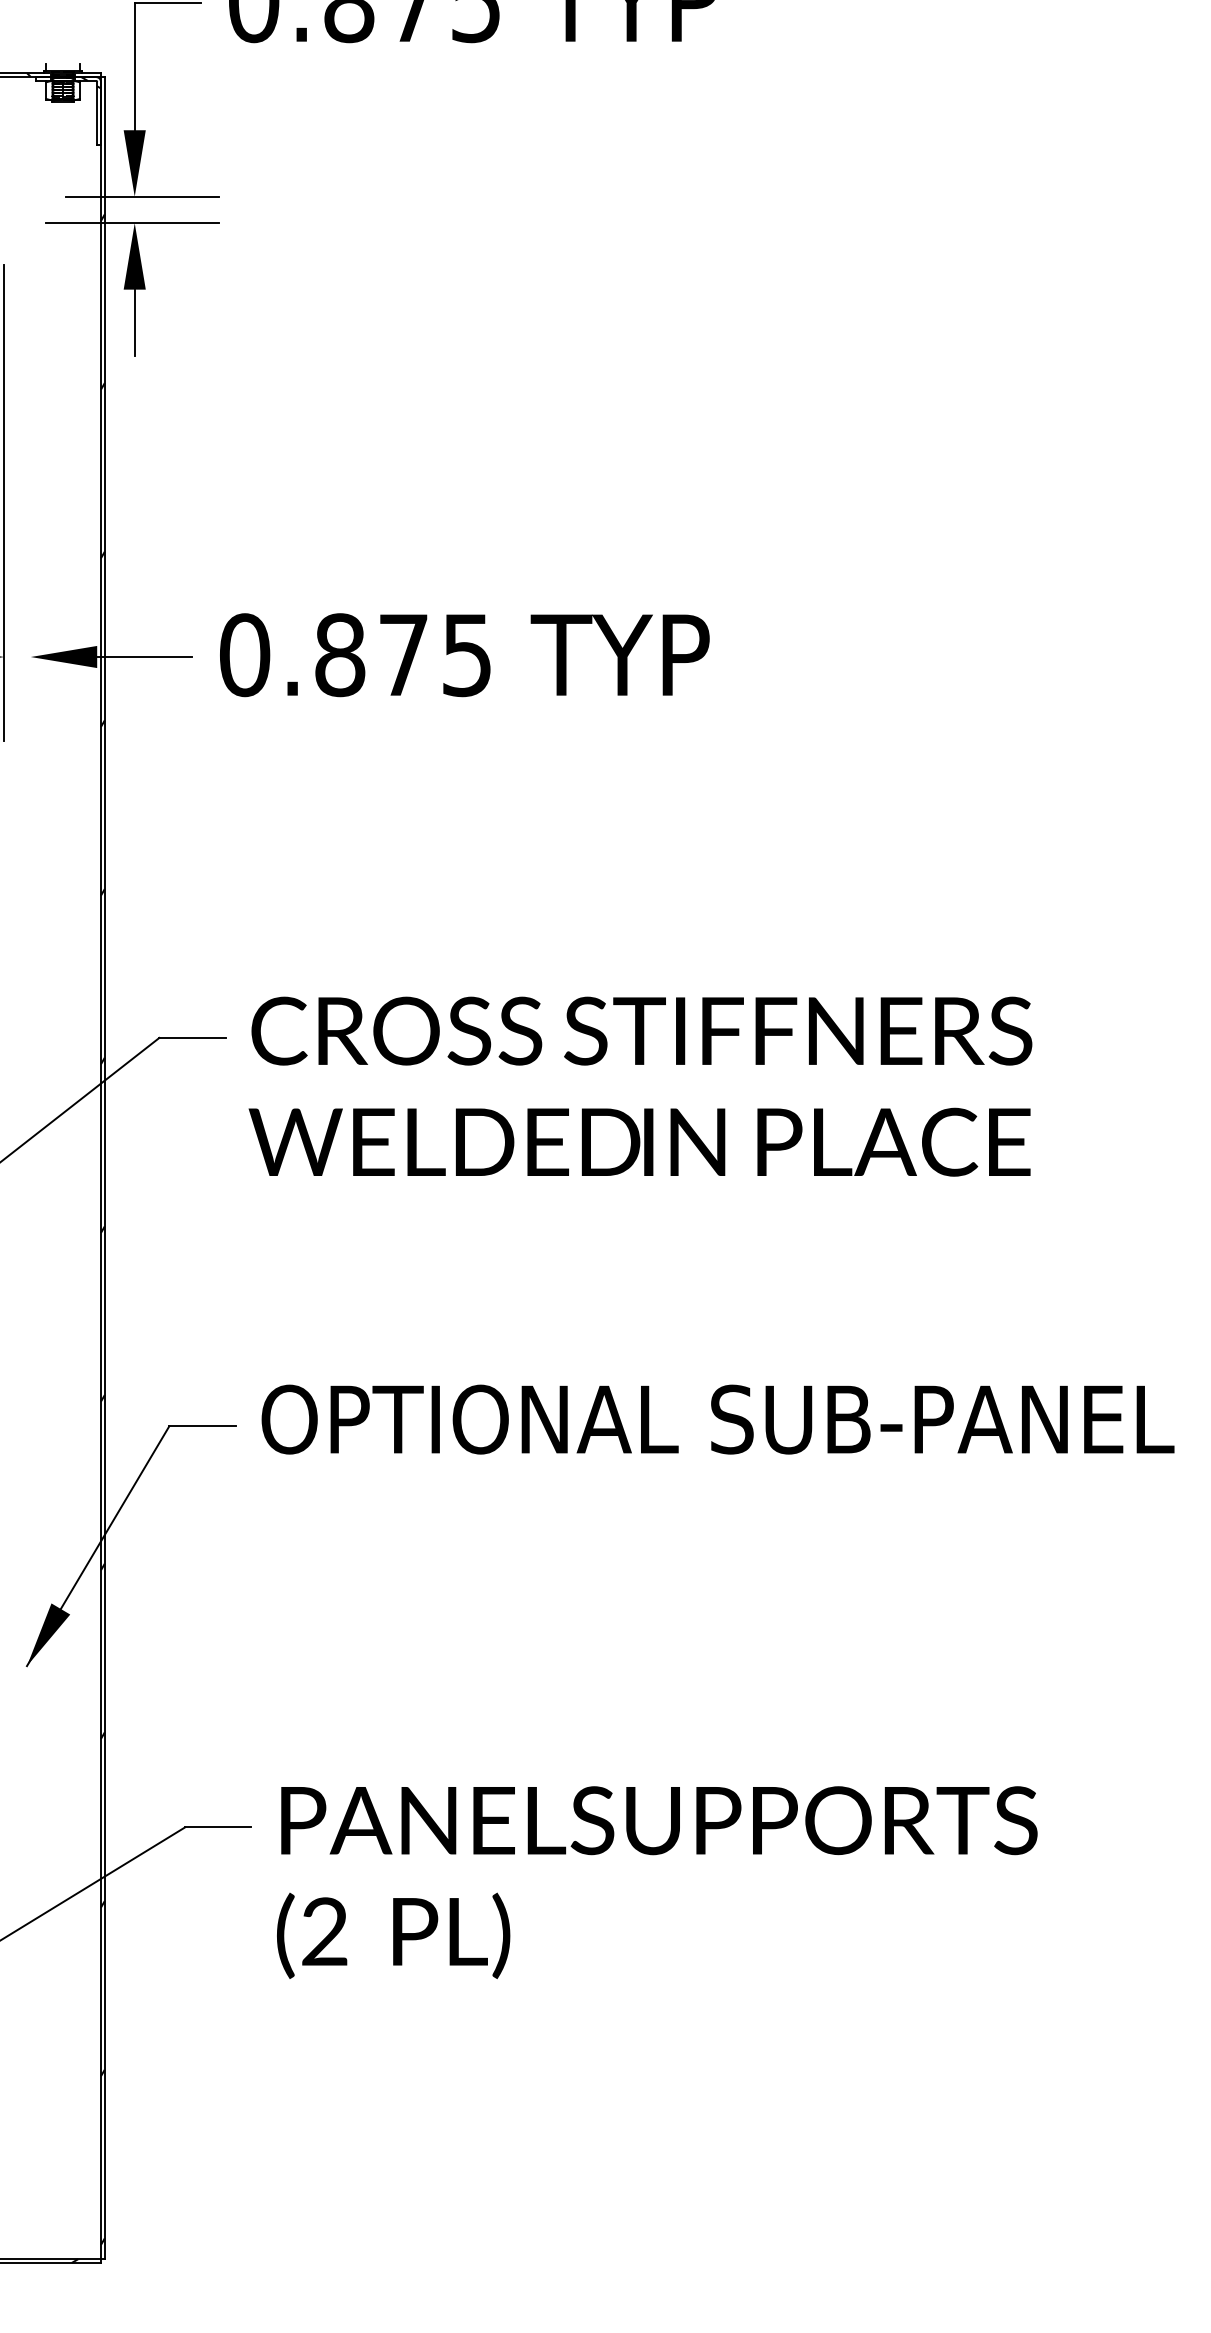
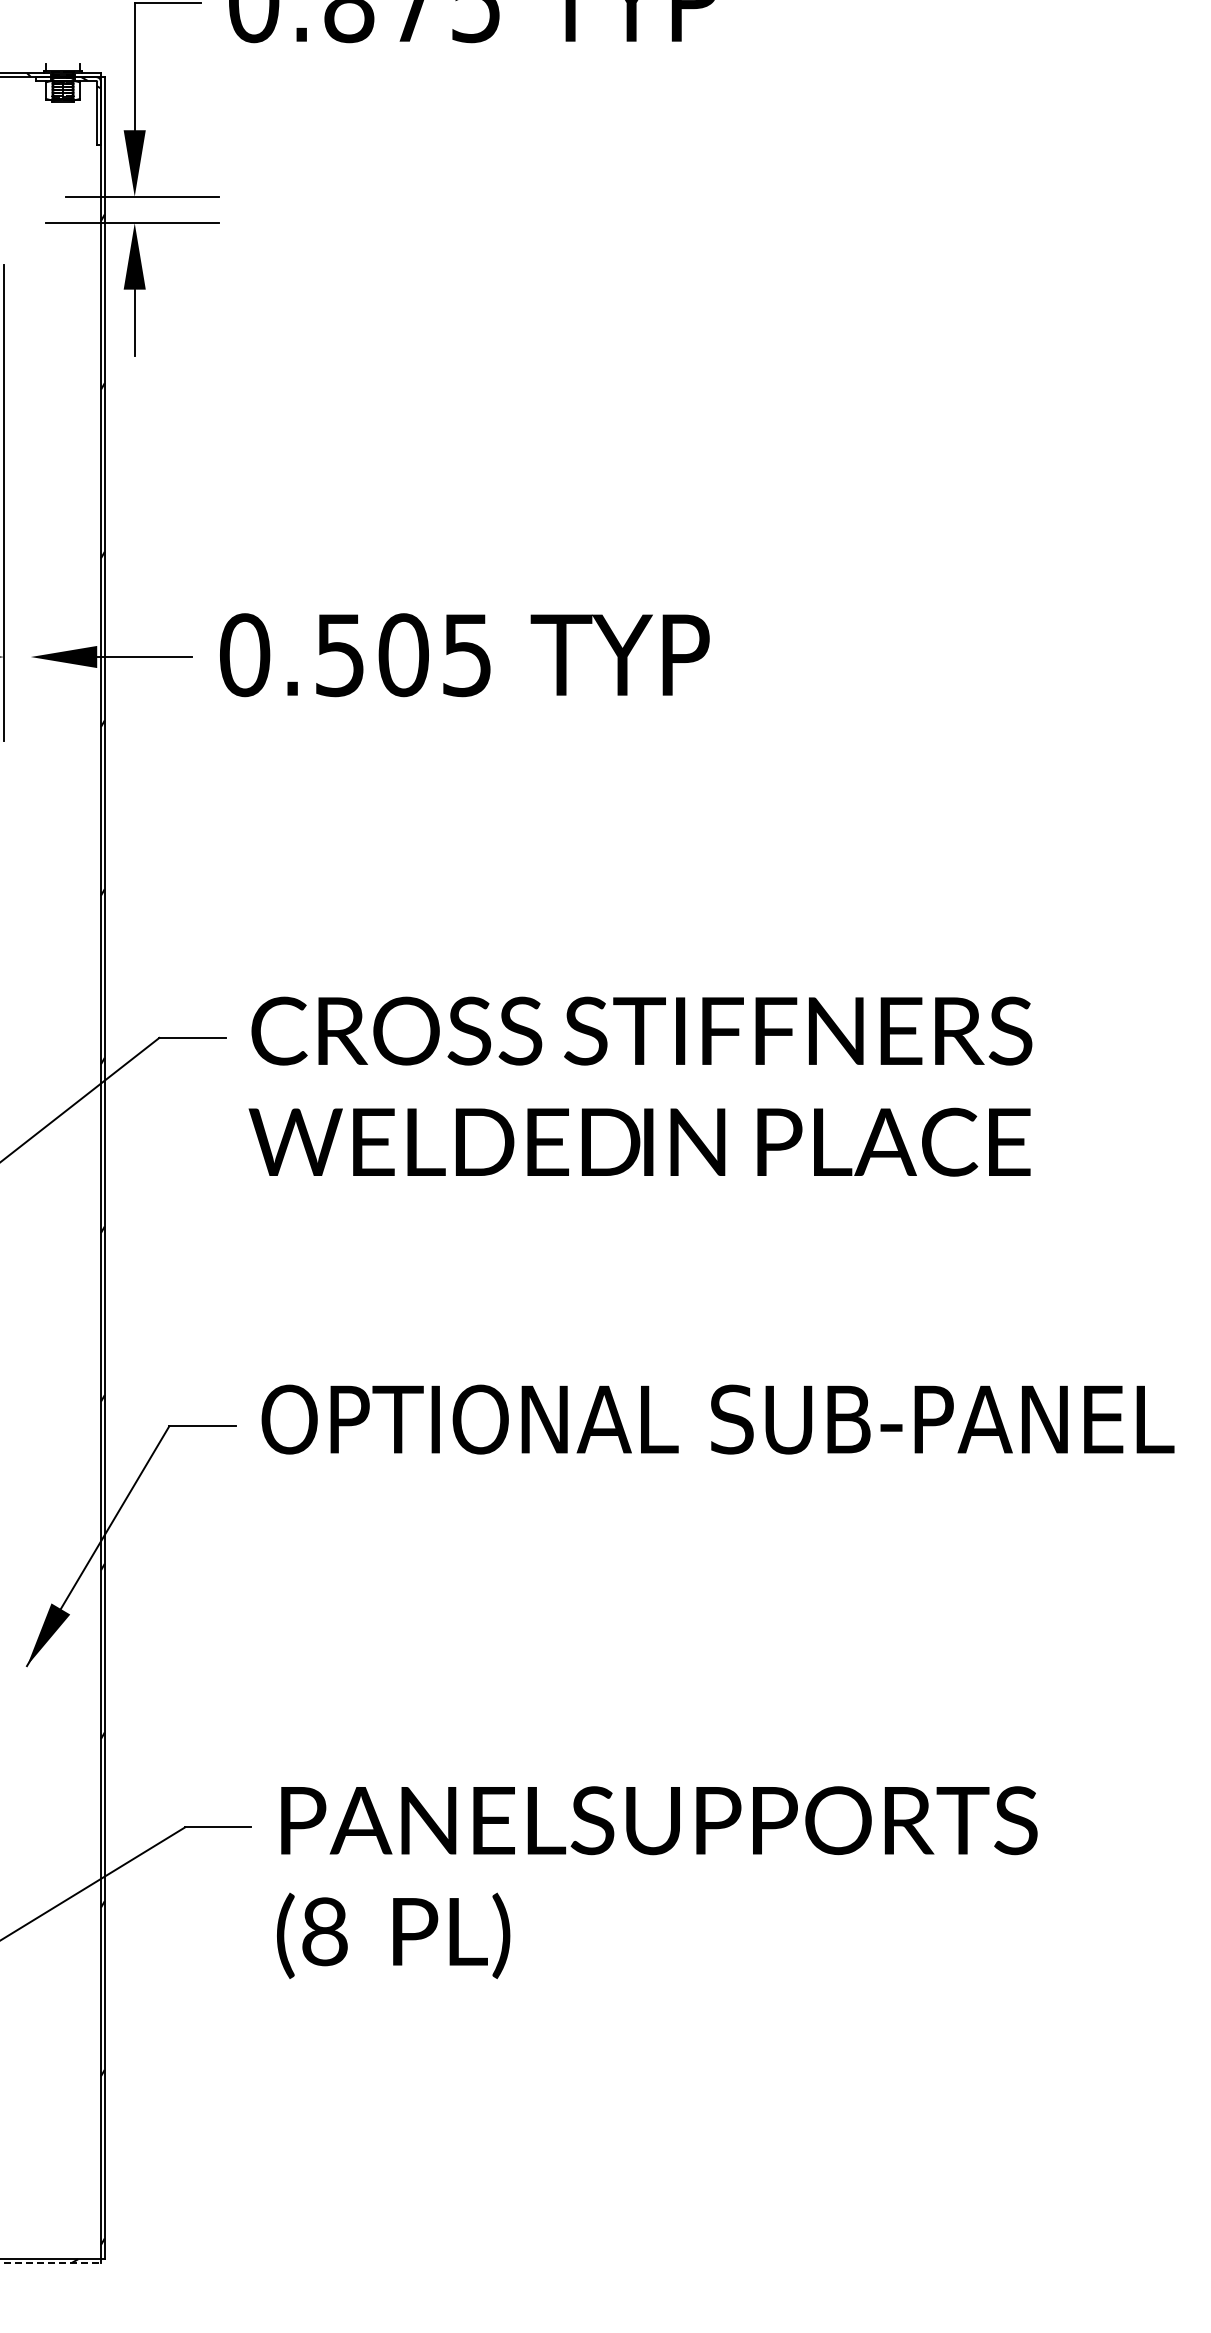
text: 0.875 -> 0.505 (371, 655)
text: (2 -> (8 (324, 1932)
line: solid -> dashed (51, 2263)
